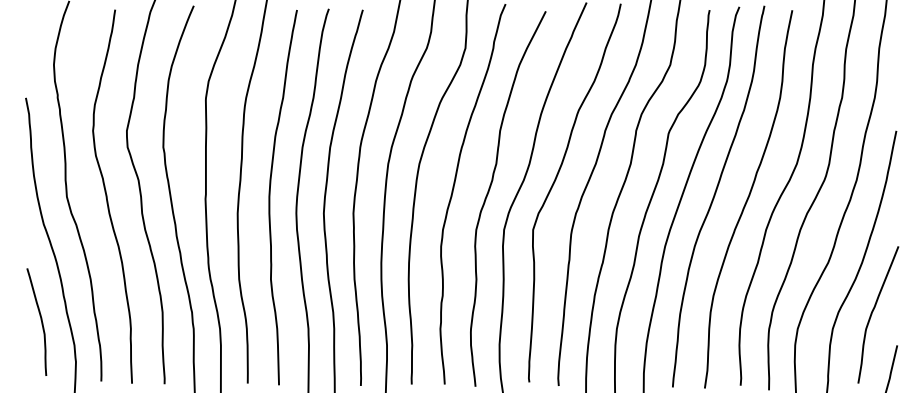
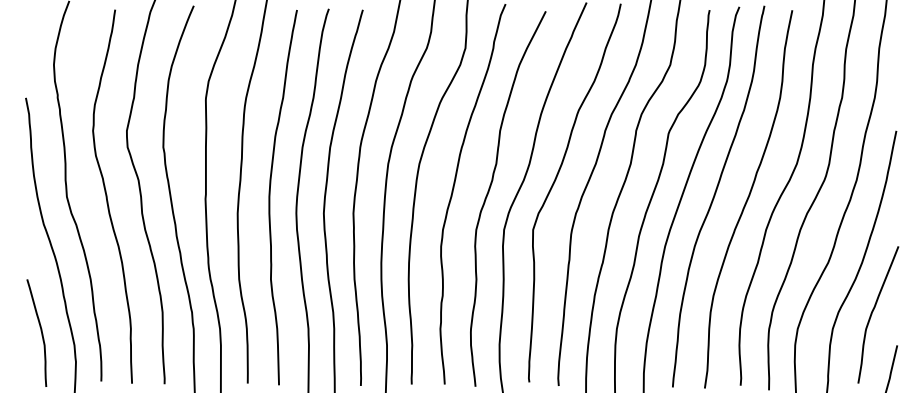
curve position: (40, 320) -> (40, 331) (40, 331)
